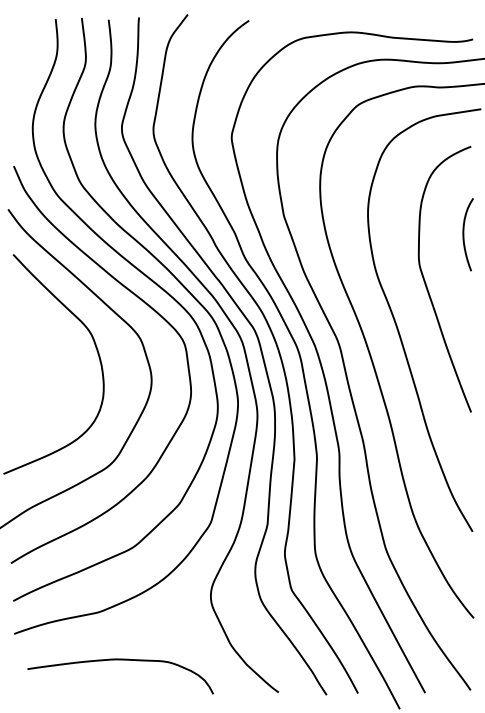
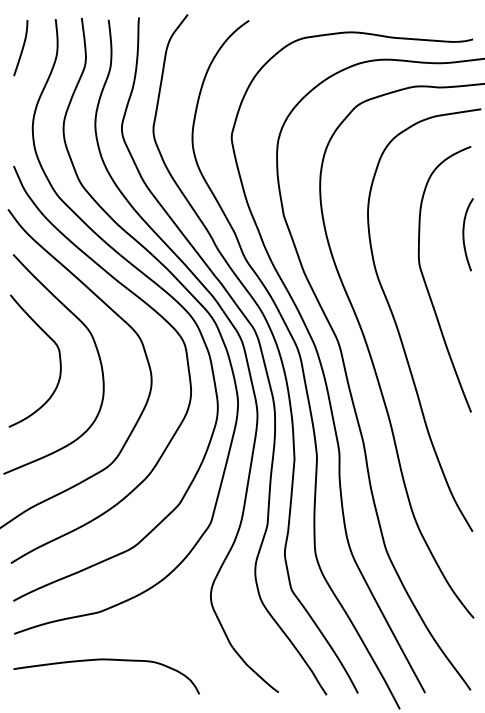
curve: none -> present (21, 48)
curve: none -> present (58, 353)
curve position: (120, 660) -> (106, 660) (106, 660)
